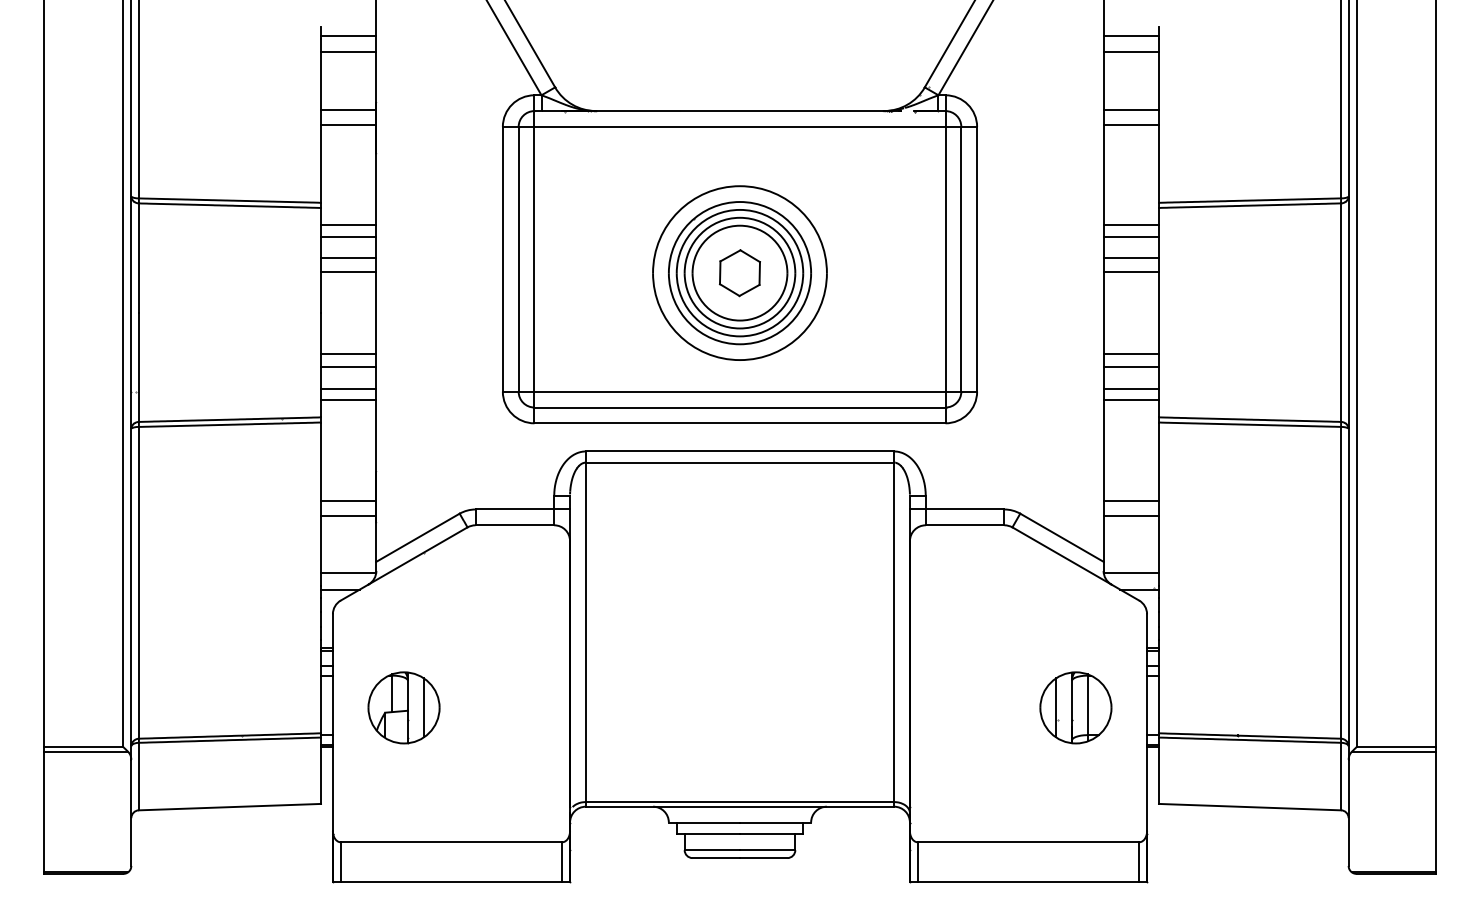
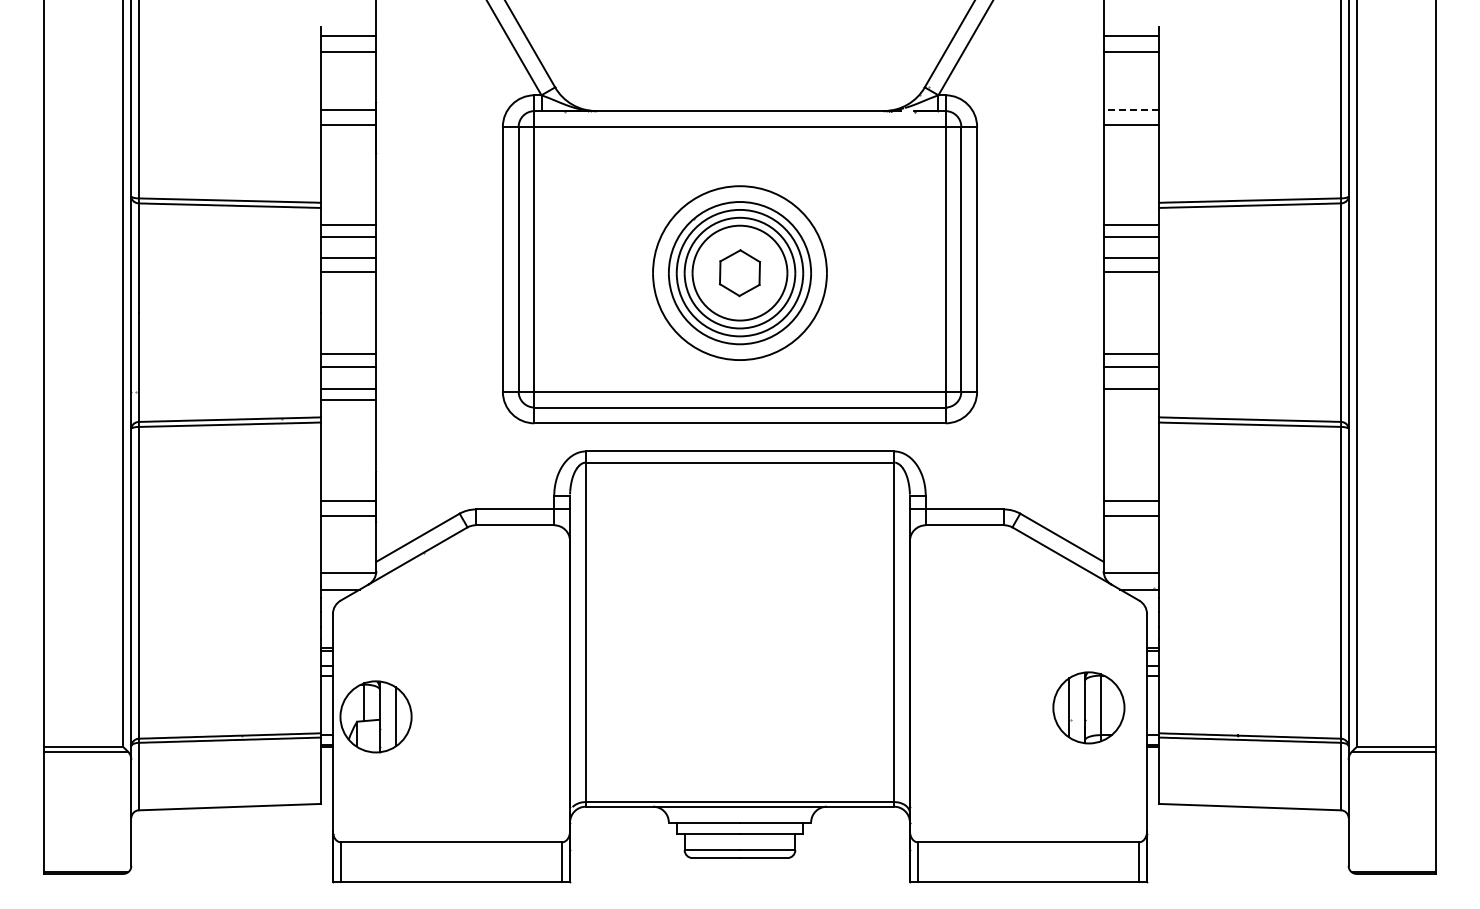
line: solid -> dashed (1131, 109)
line: present -> none (1130, 399)
part position: (403, 707) -> (375, 716) (375, 716)
part position: (1075, 707) -> (1088, 707) (1088, 707)
